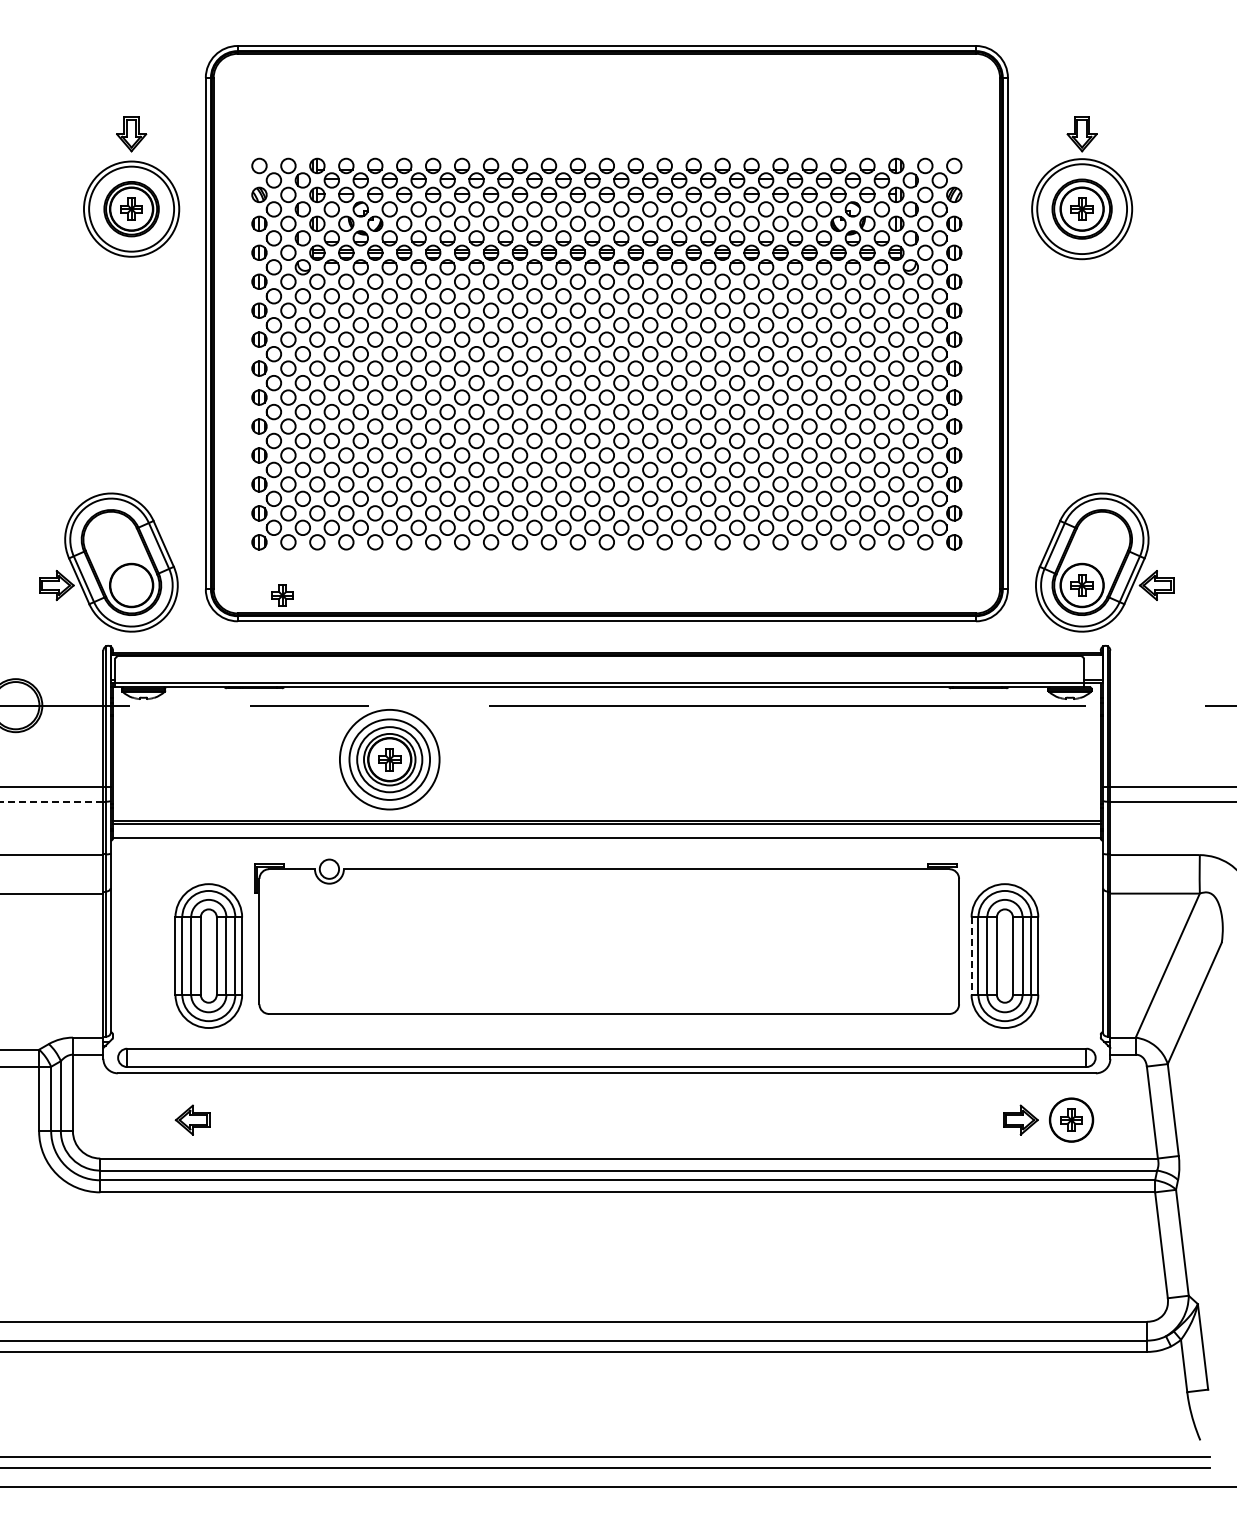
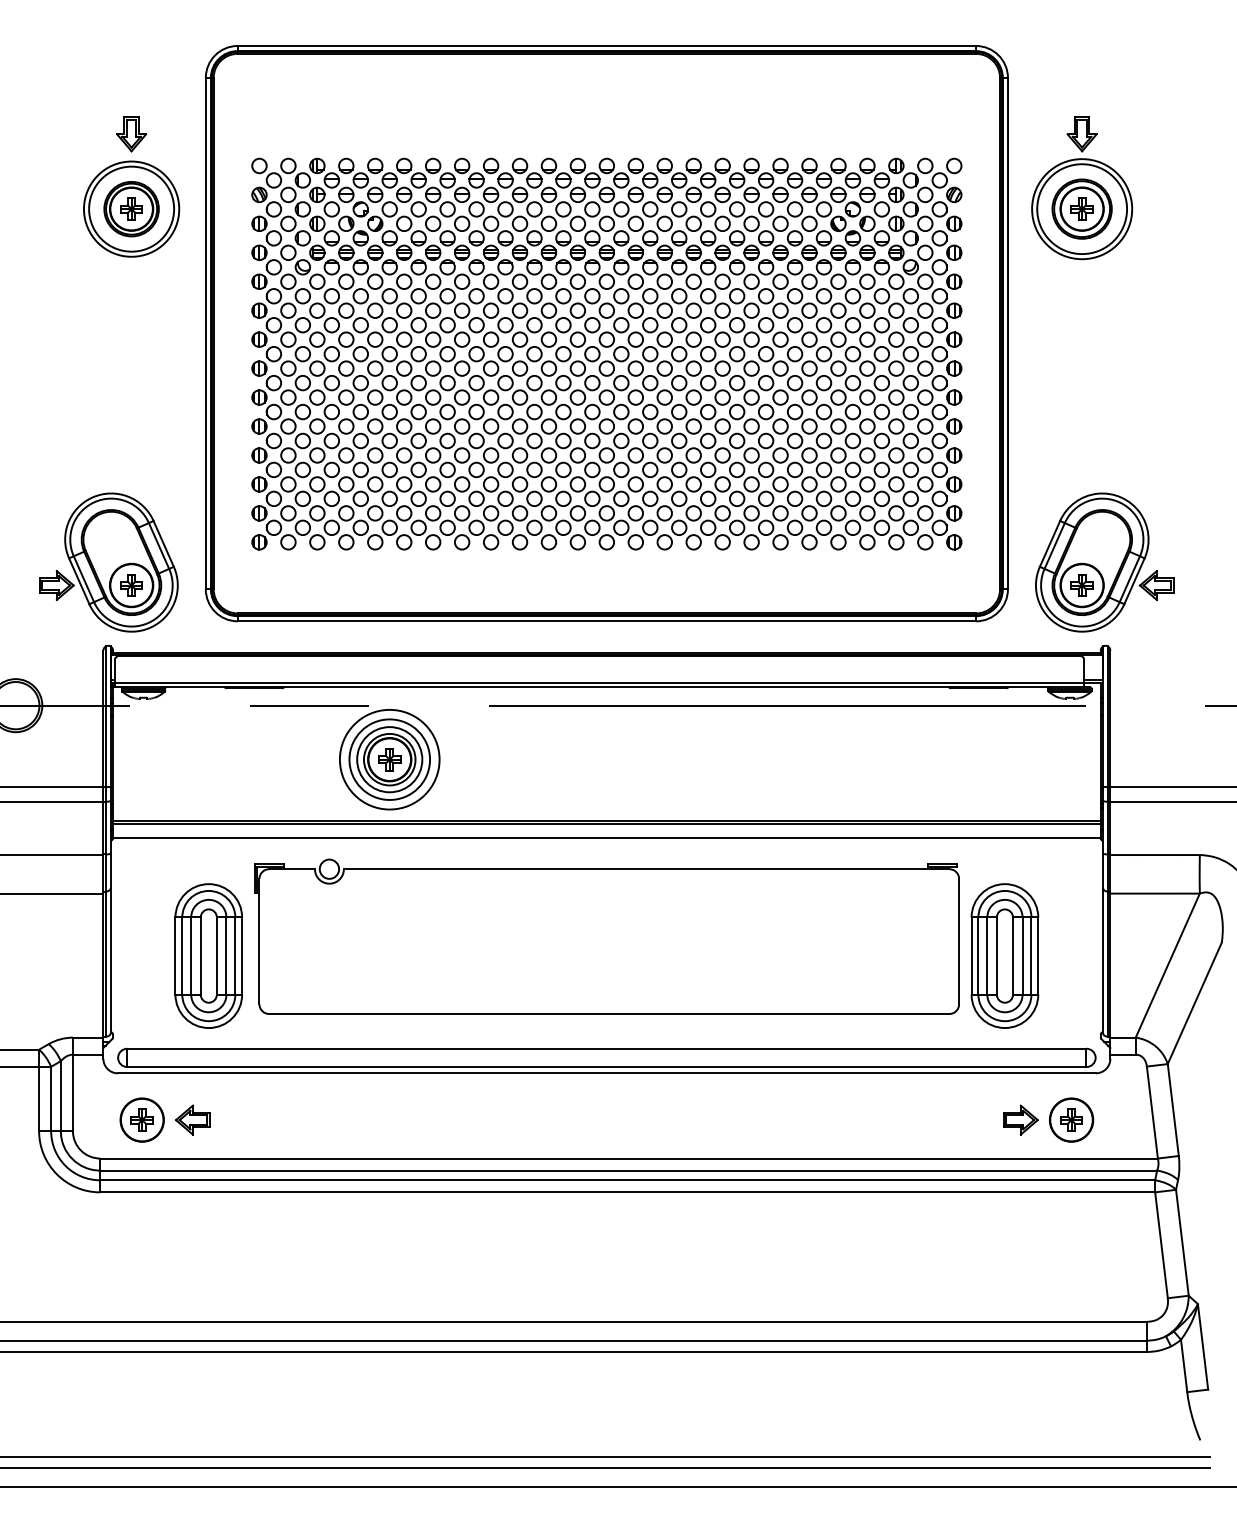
part position: (282, 595) -> (131, 585) (131, 585)
line: dashed -> solid (51, 802)
line: dashed -> solid (971, 956)
part: none -> present (141, 1119)
